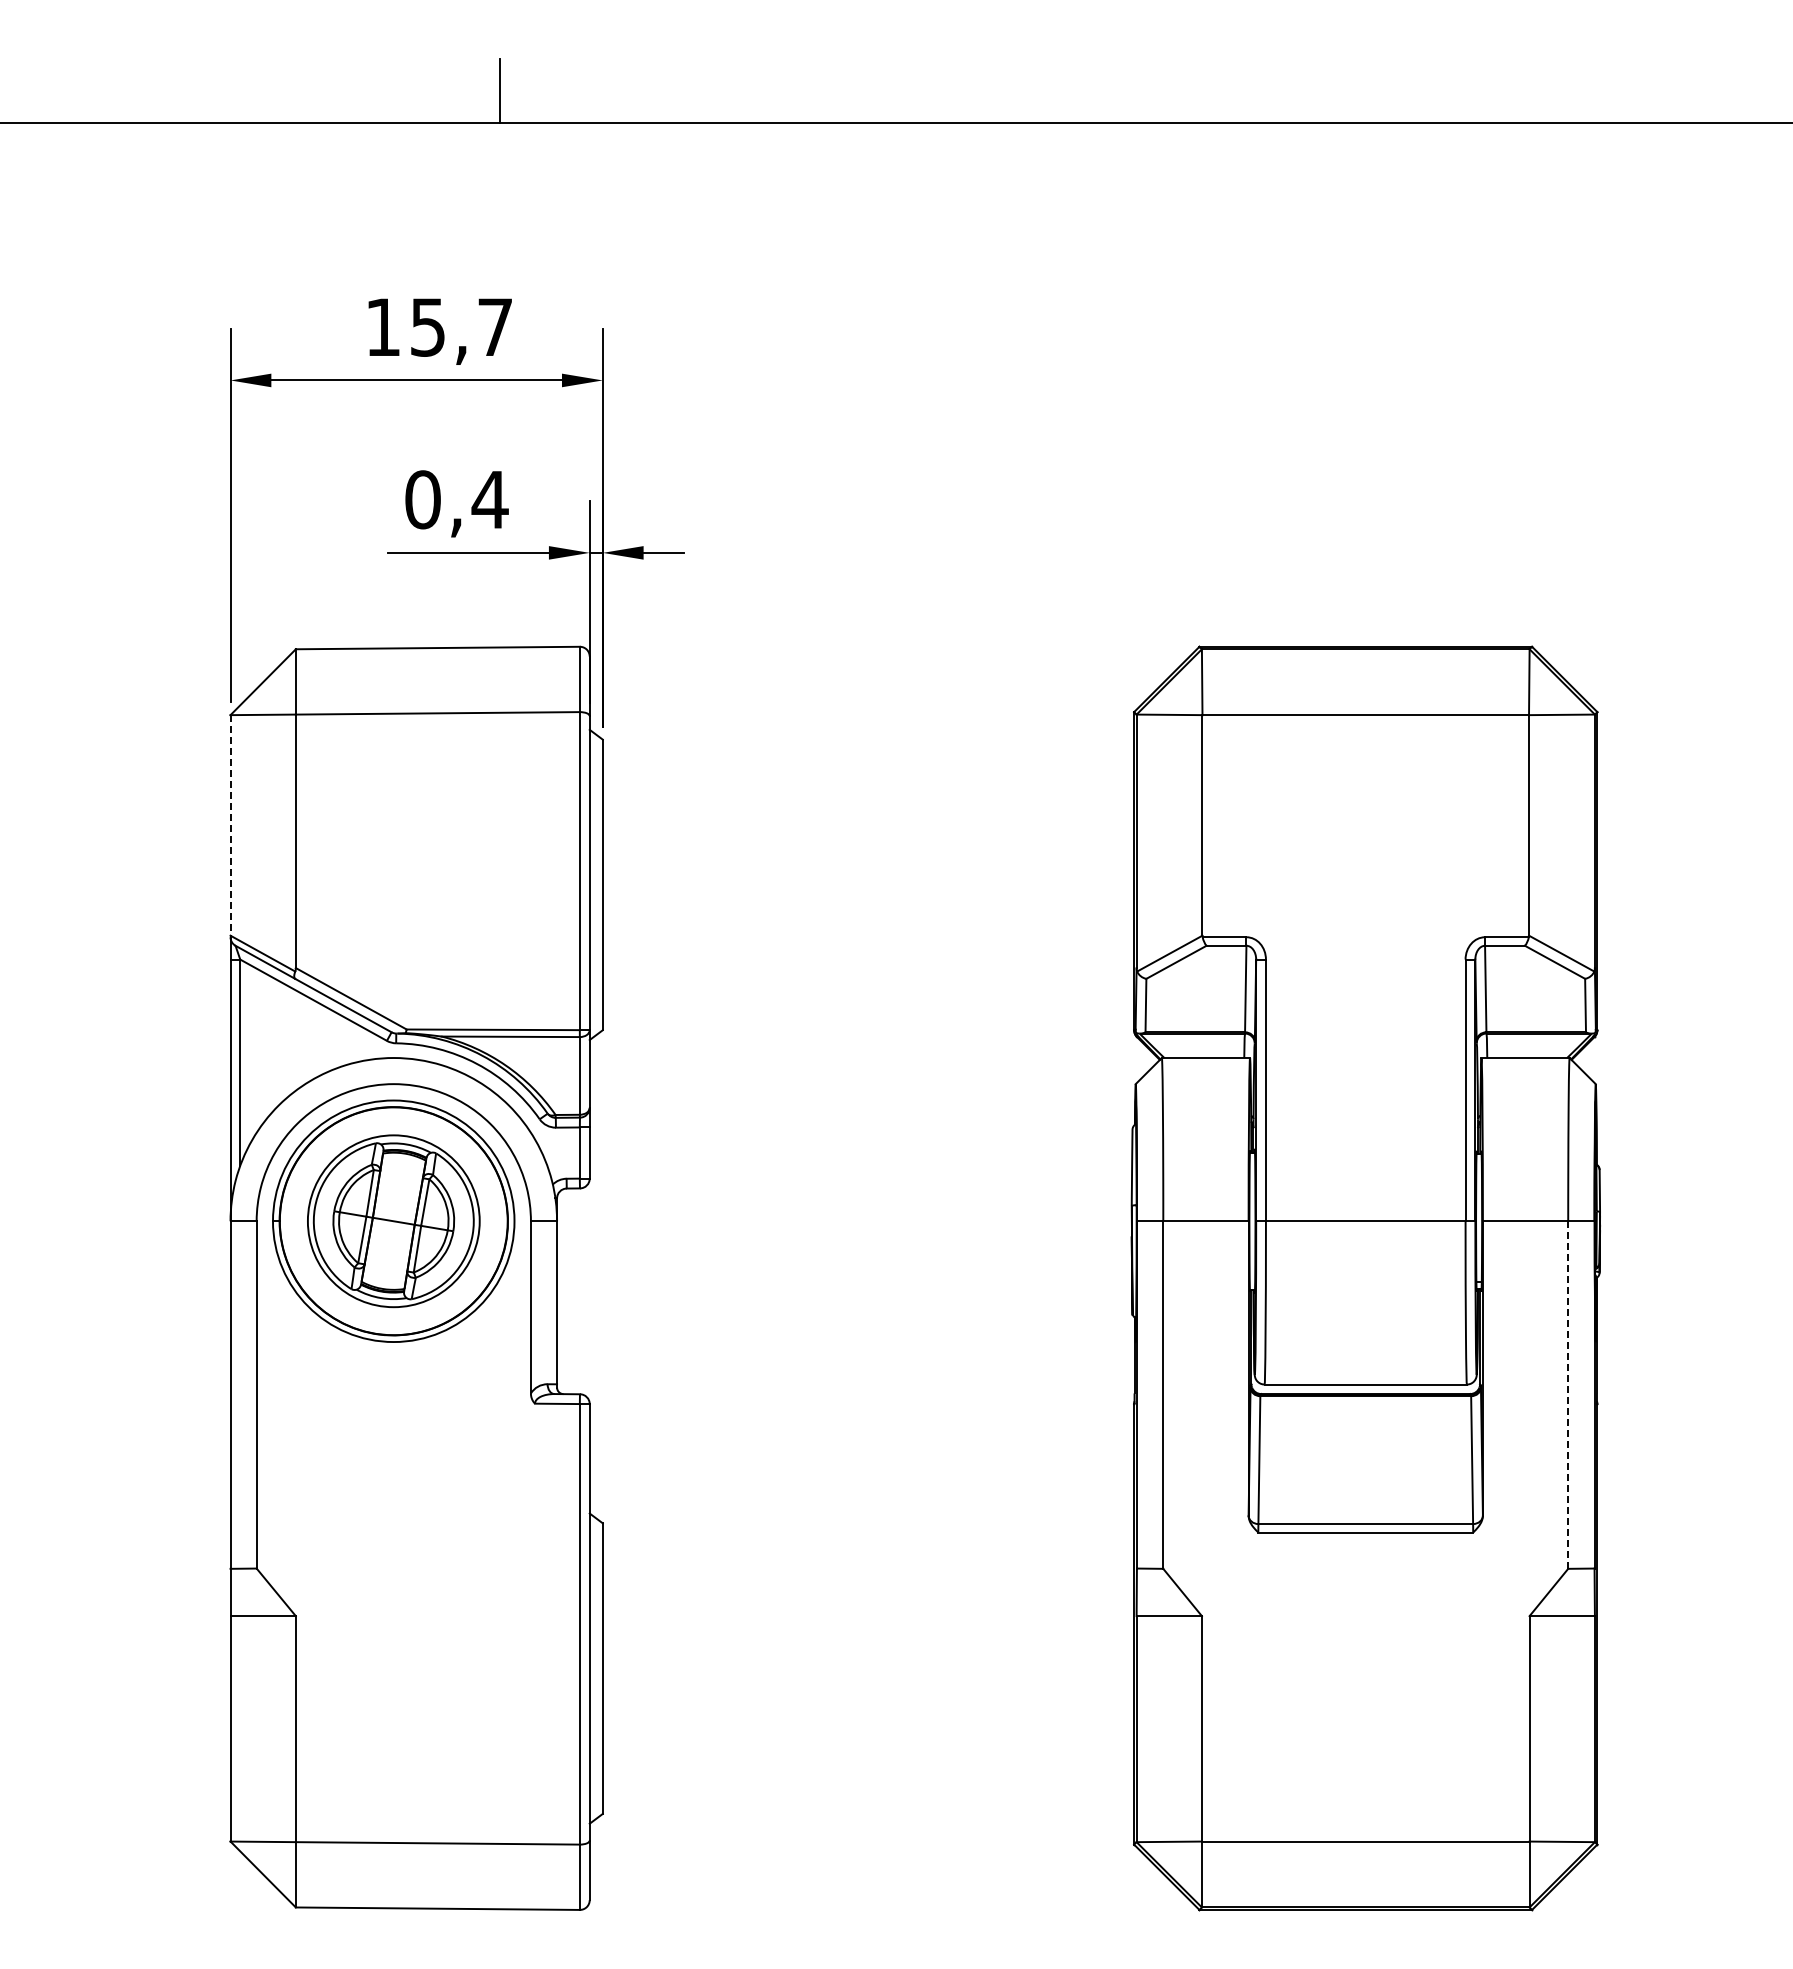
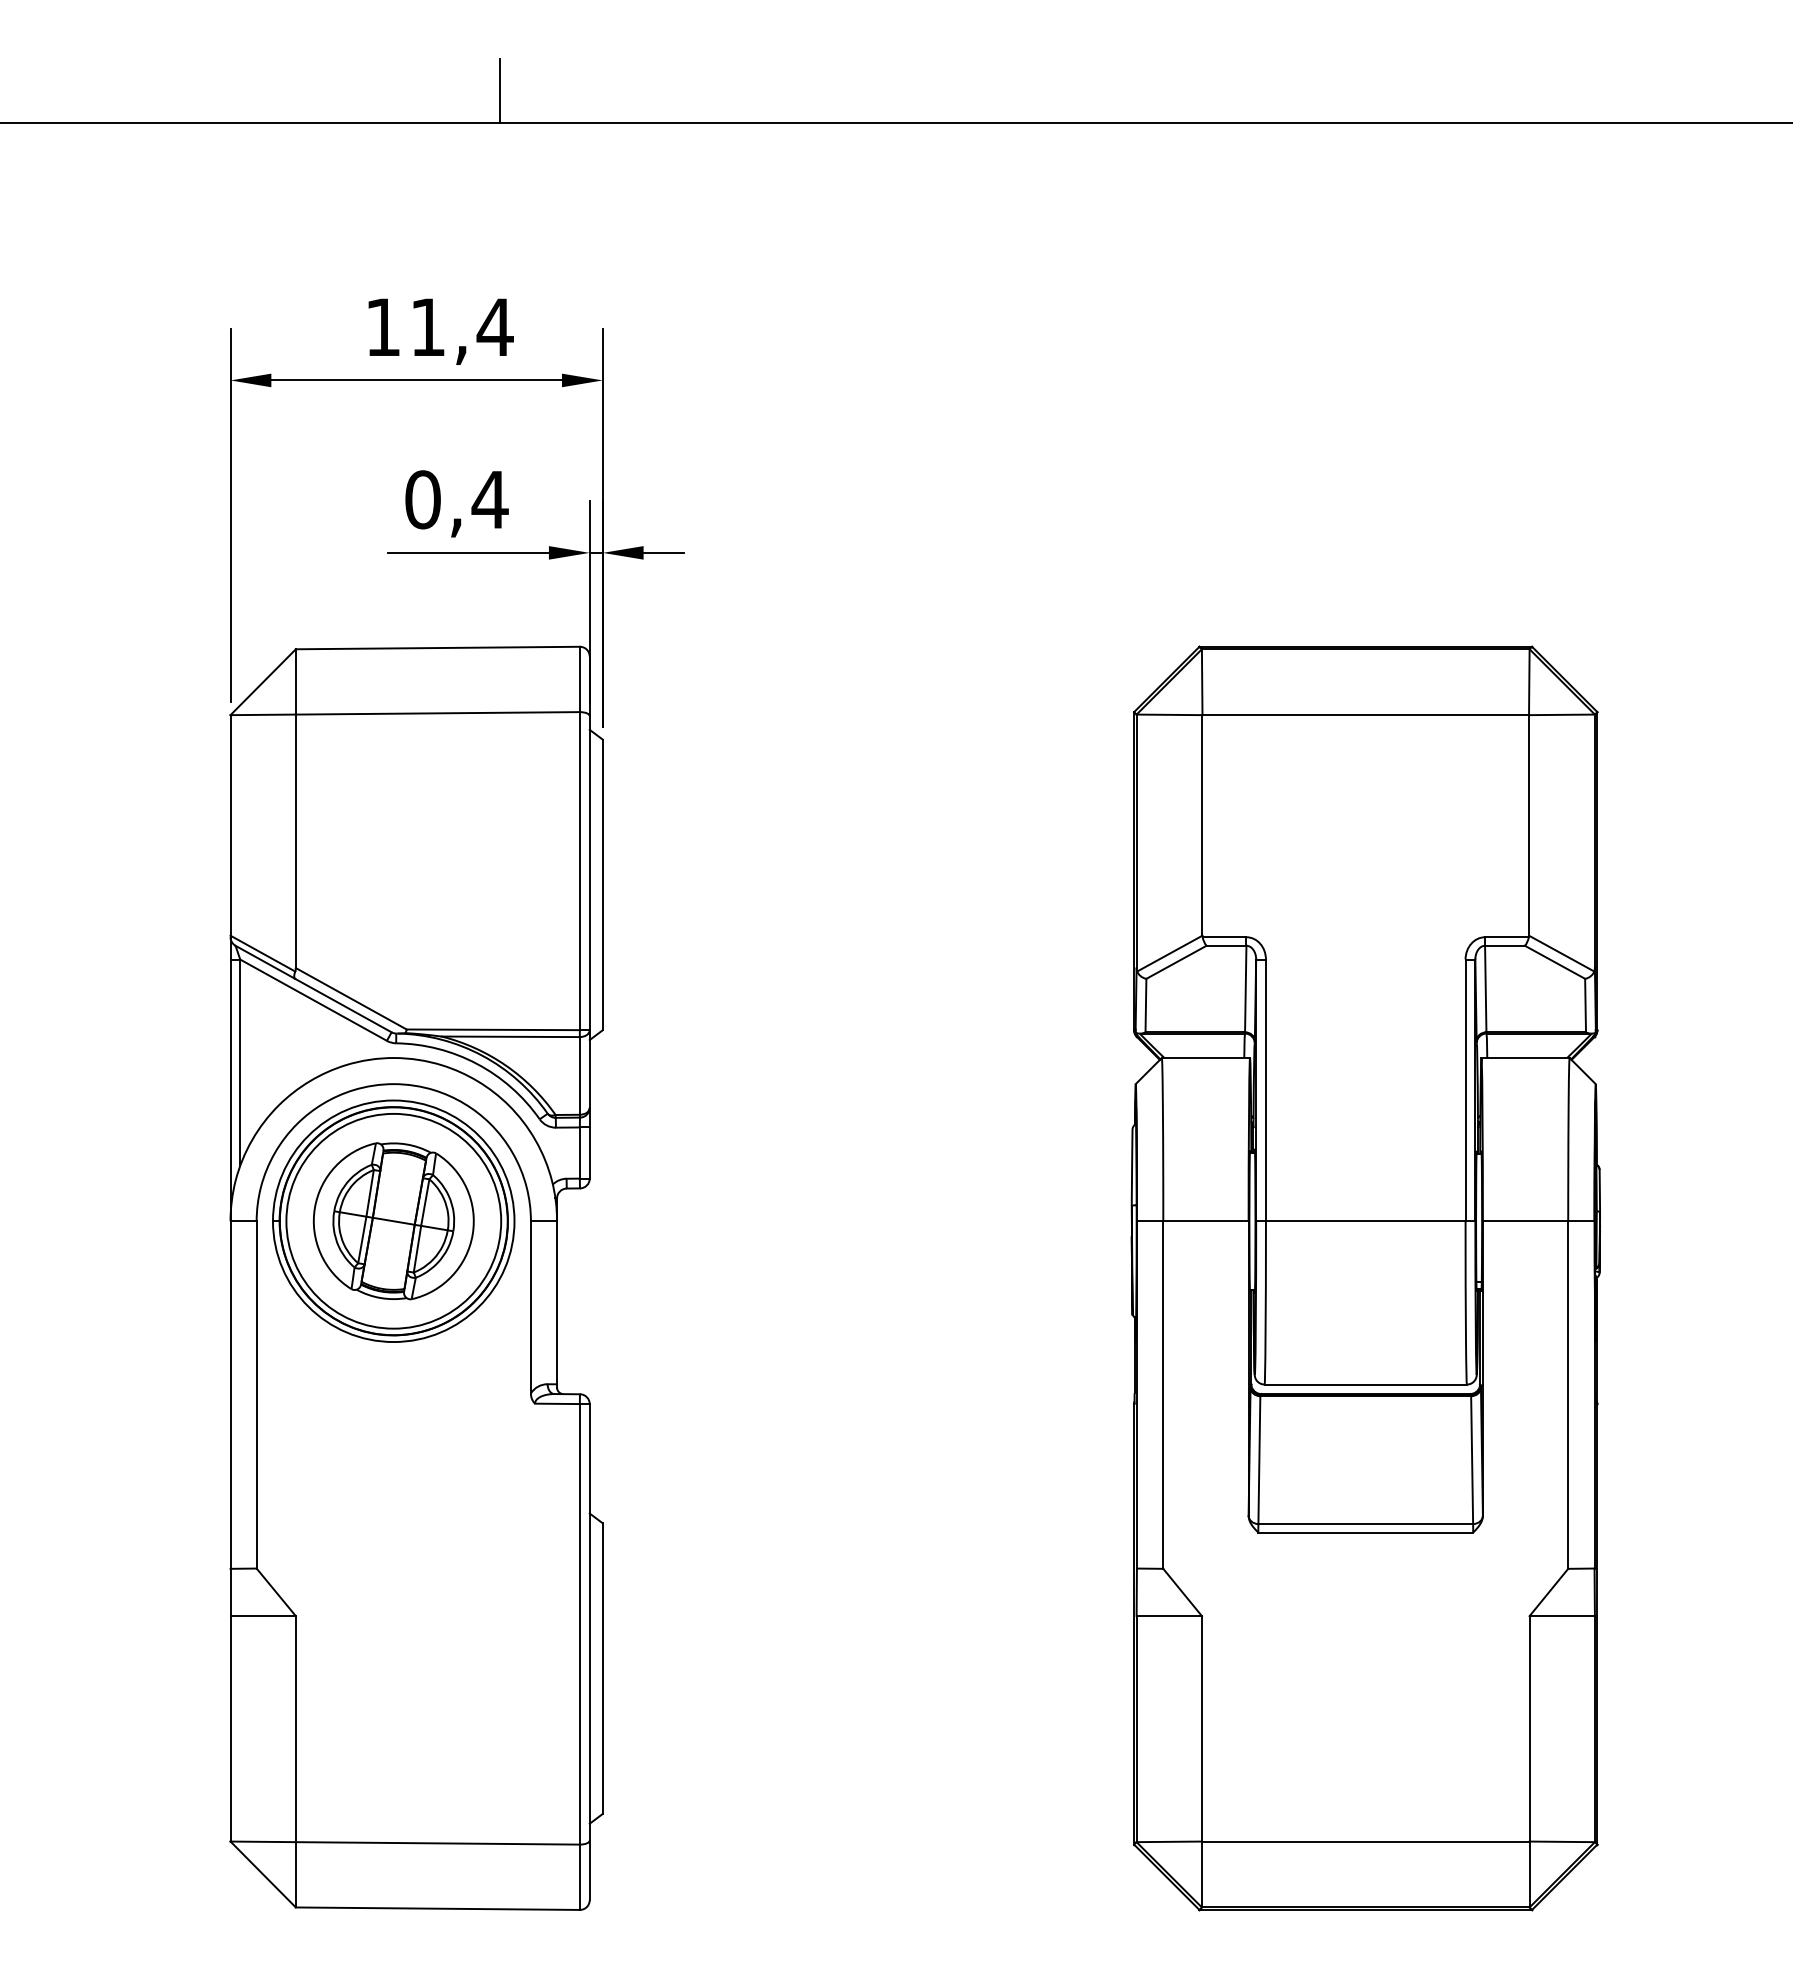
text: 15,7 -> 11,4 (462, 327)
line: dashed -> solid (230, 825)
circle diameter: 172 px -> 215 px (393, 1220)
line: dashed -> solid (1568, 1395)
